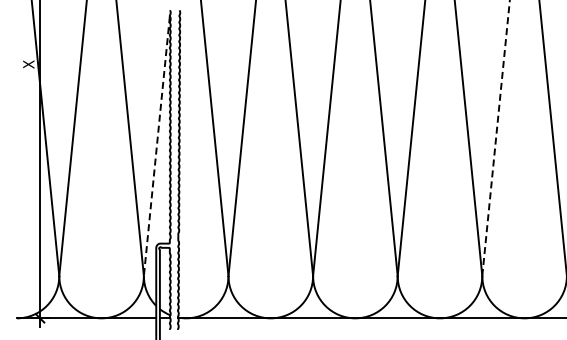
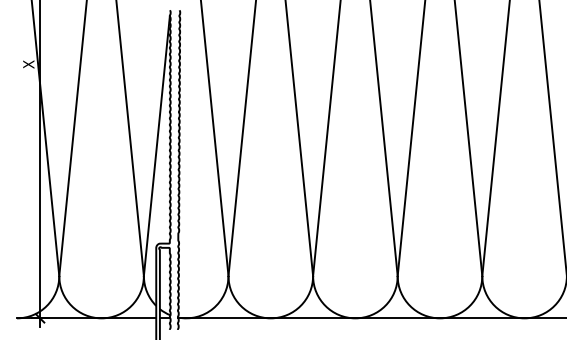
line: dashed -> solid (496, 138)
line: dashed -> solid (156, 146)
